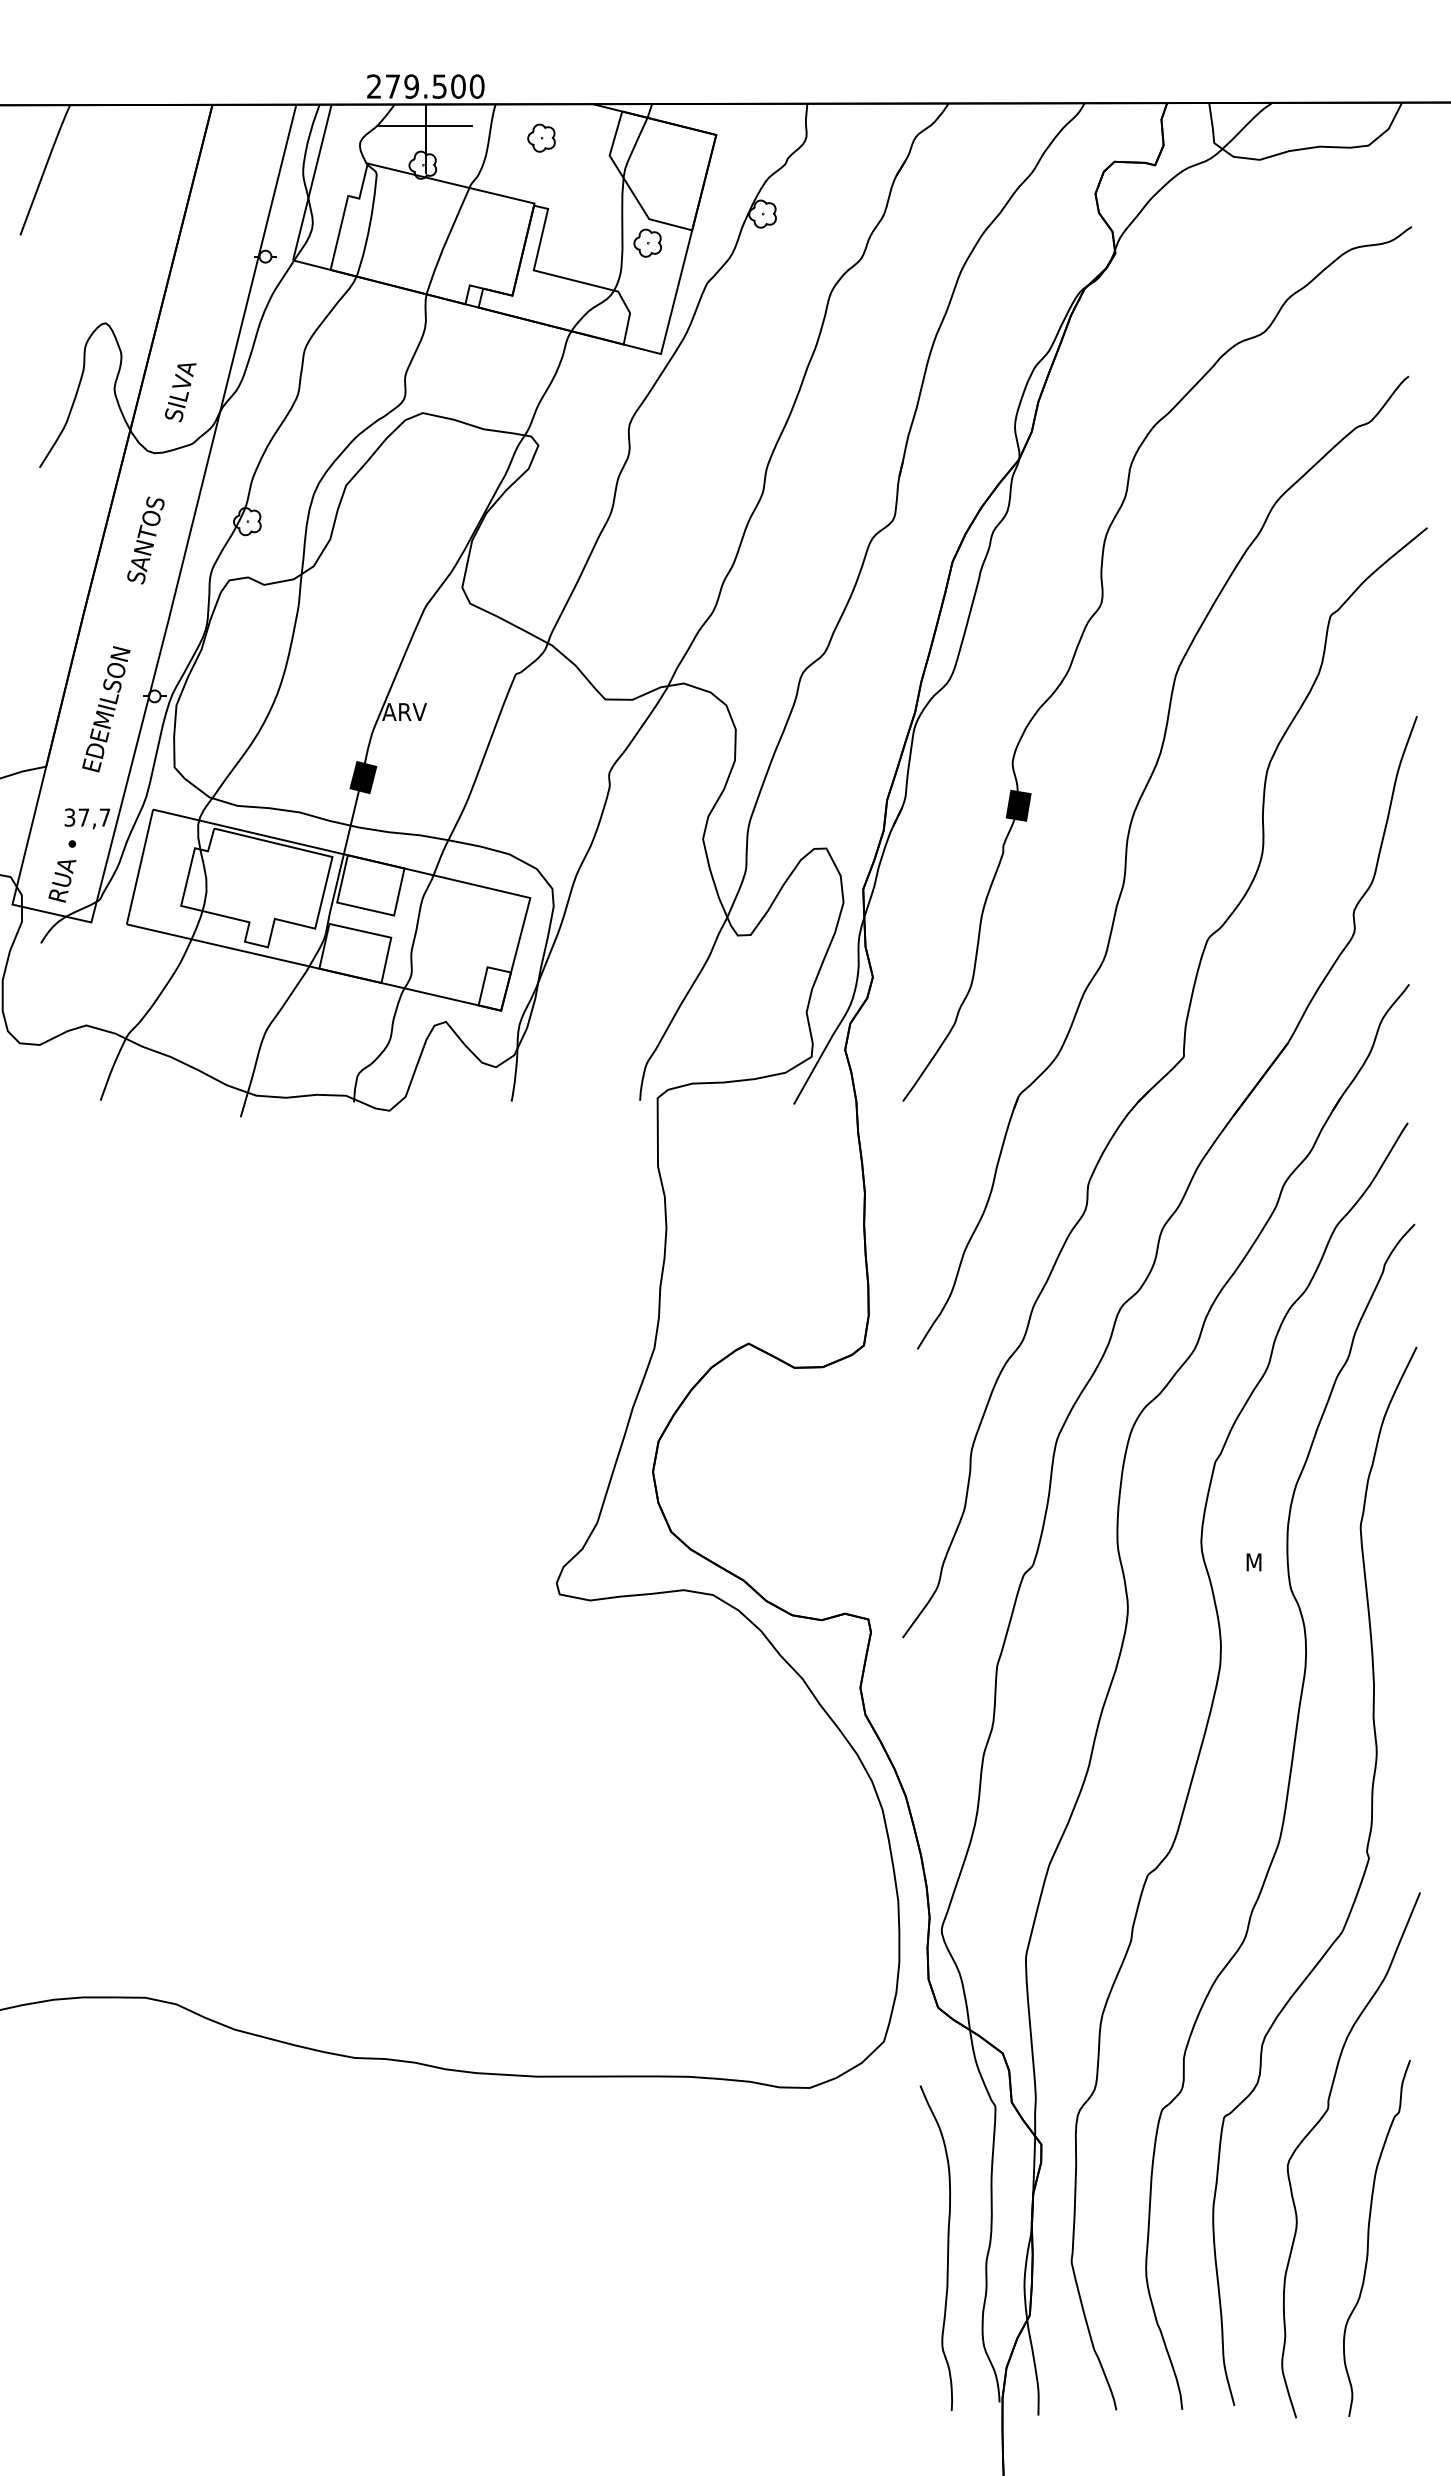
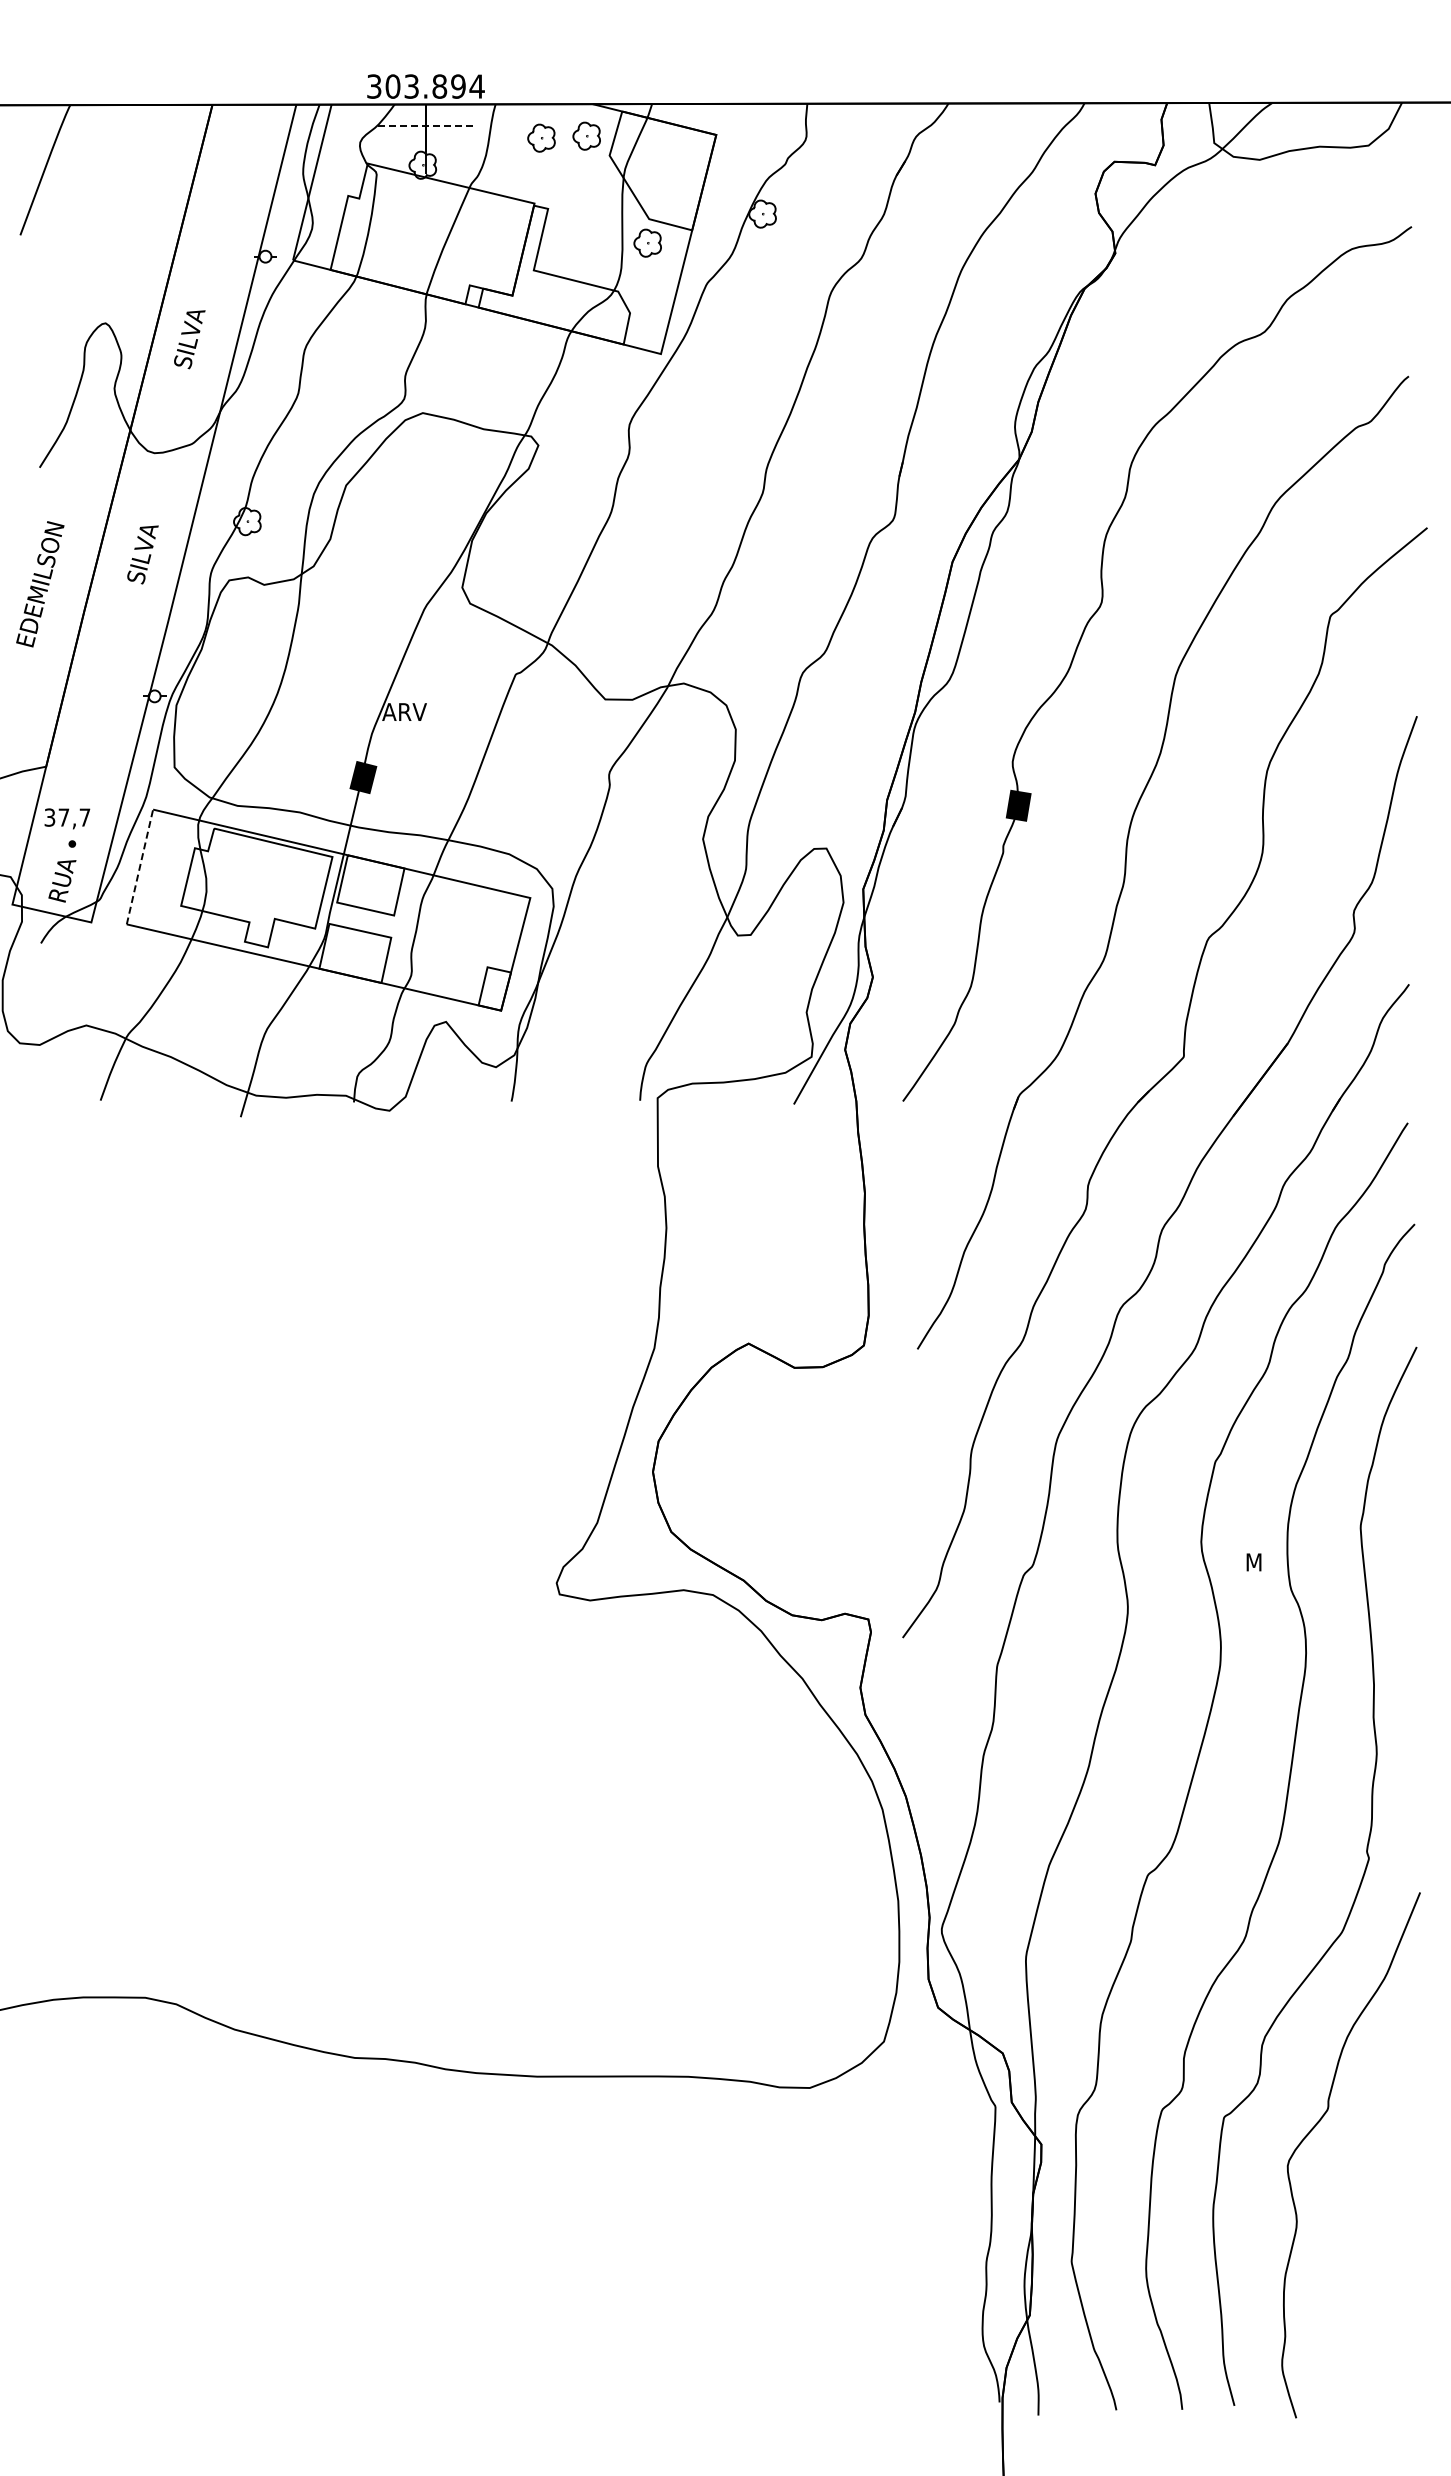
text: 279.500 -> 303.894 (425, 86)
line: solid -> dashed (425, 126)
part: none -> present (586, 135)
text position: (180, 392) -> (189, 339) (189, 339)
text: SANTOS -> SILVA (147, 534)
text position: (106, 709) -> (40, 584) (40, 584)
text position: (87, 818) -> (67, 818) (67, 818)
line: solid -> dashed (139, 867)
curve: present -> none (1369, 2238)
curve: present -> none (947, 2247)
